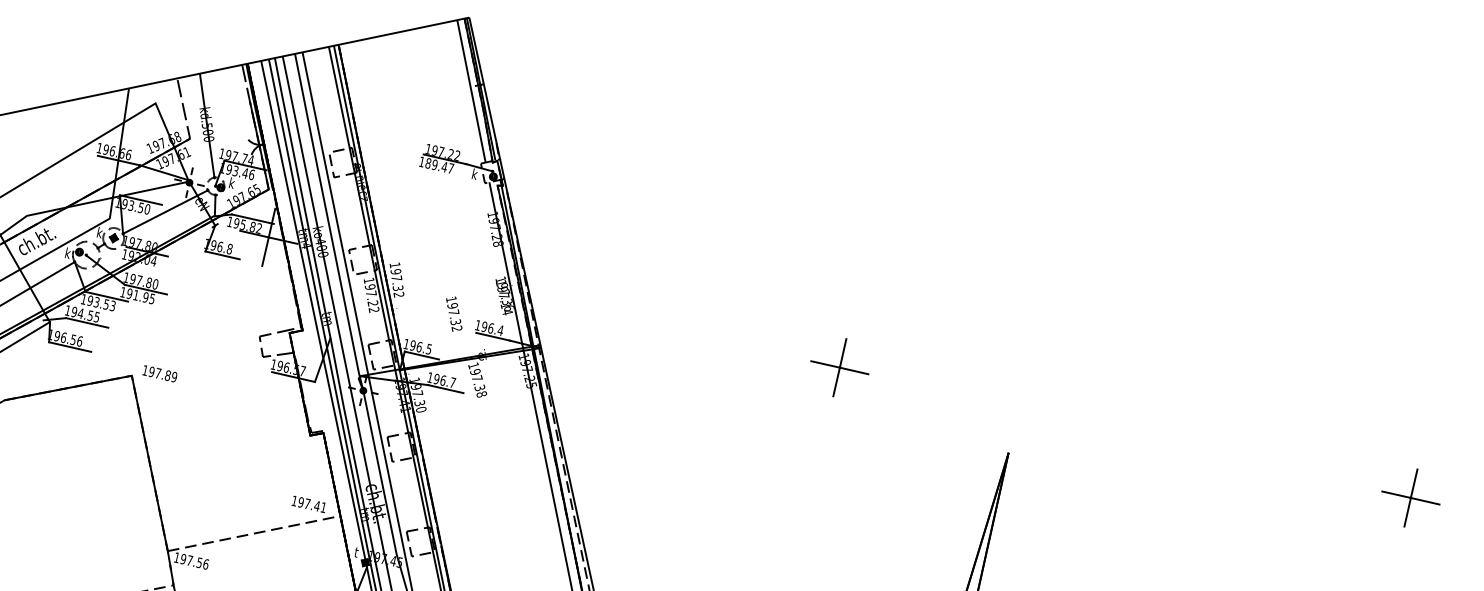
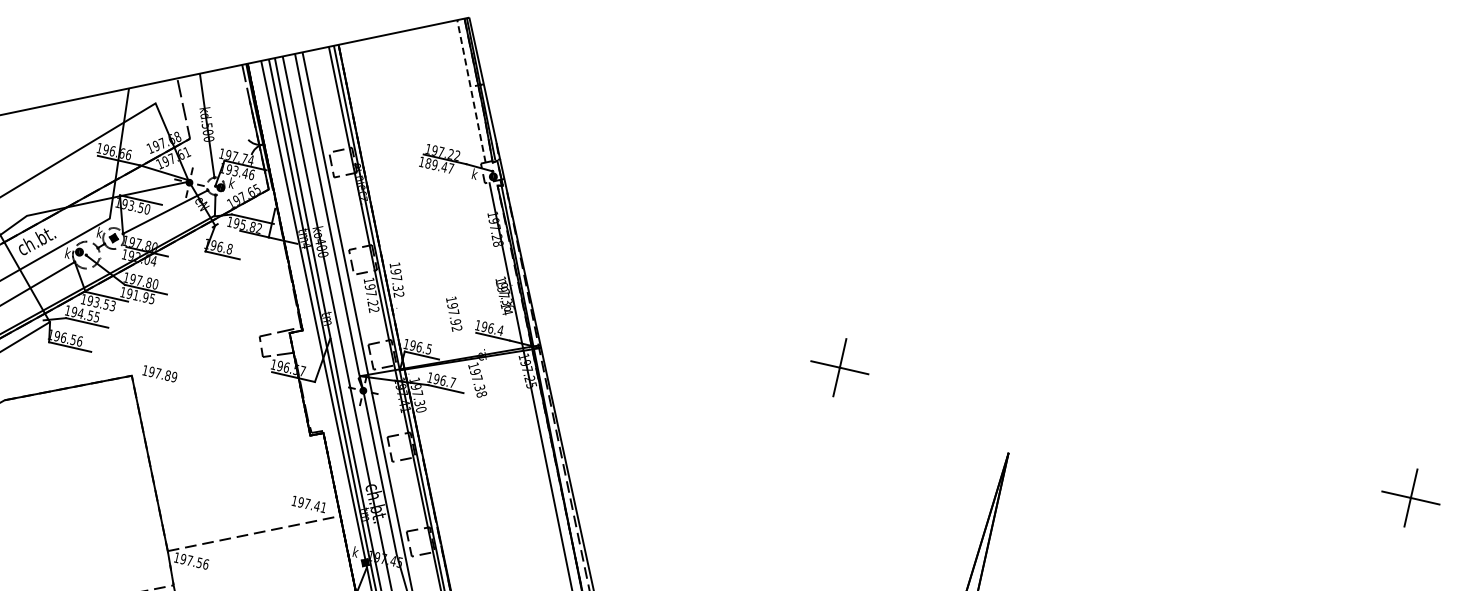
line: solid -> dashed (471, 91)
line: present -> none (265, 251)
text: 197.32 -> 197.92 (455, 322)
text: t -> k (355, 551)
